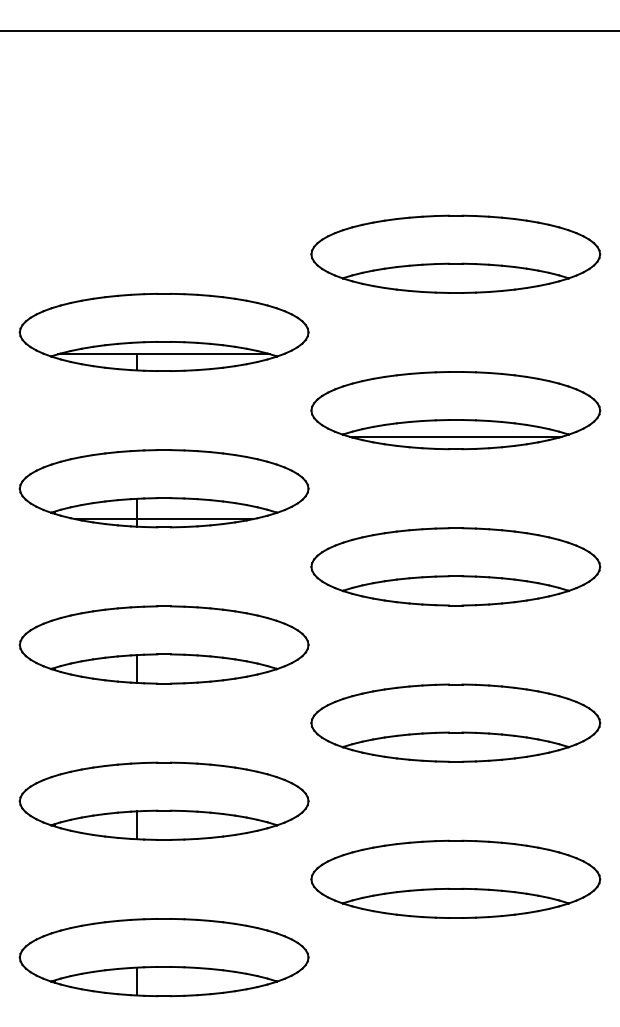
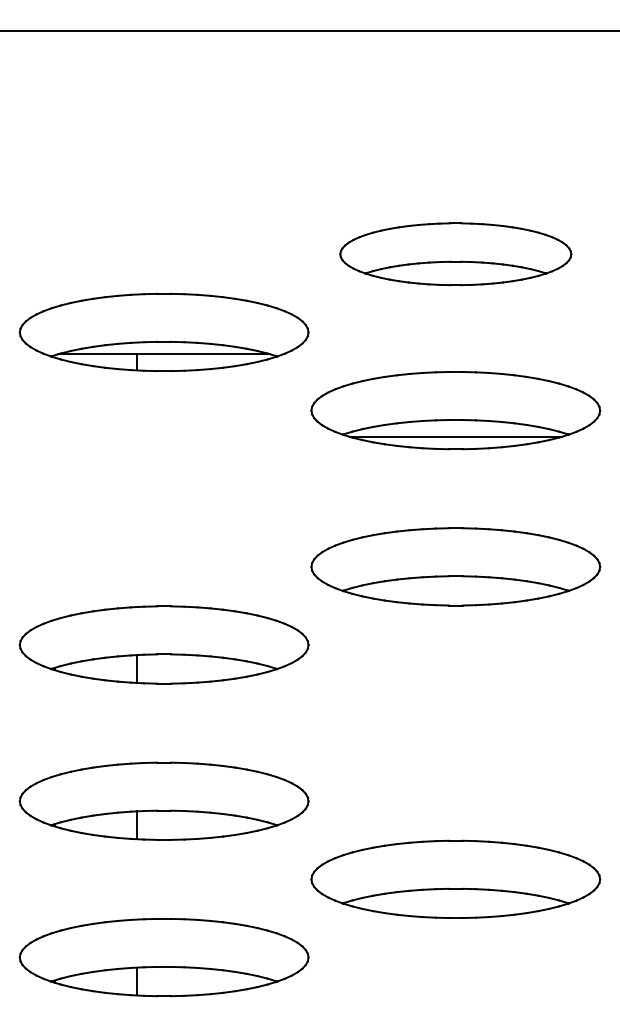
part size: 292x80 px -> 234x65 px (455, 254)
part: present -> none (163, 488)
part: present -> none (455, 722)
